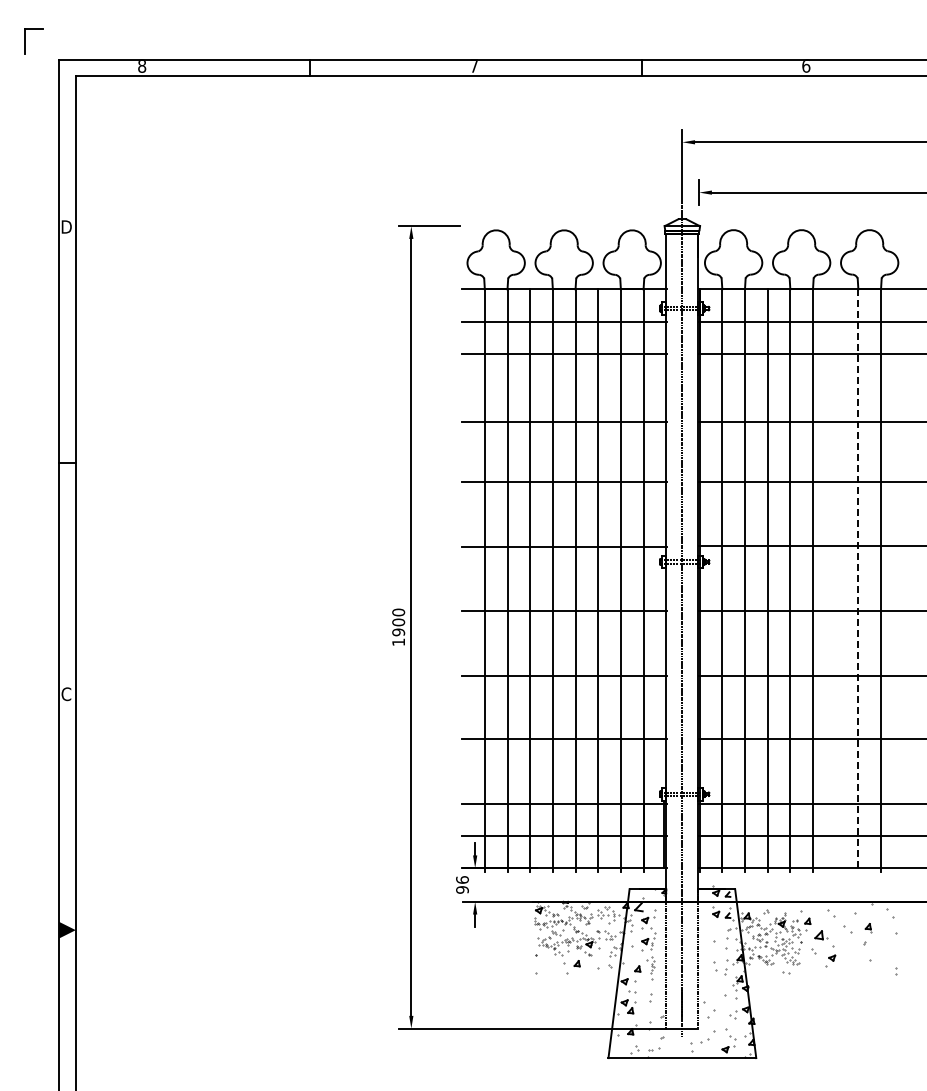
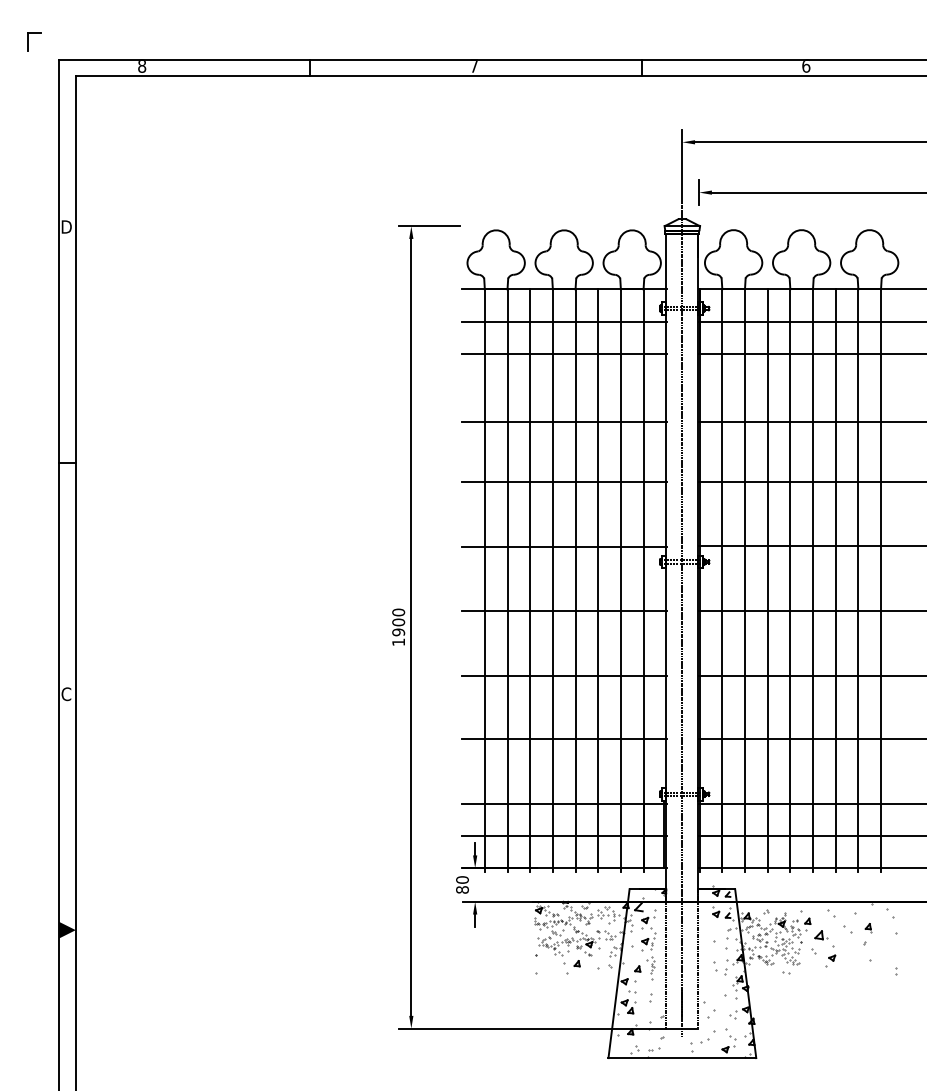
part size: 20x27 px -> 15x20 px (34, 41)
line: none -> present (835, 580)
line: dashed -> solid (858, 581)
text: 96 -> 80 (462, 884)
